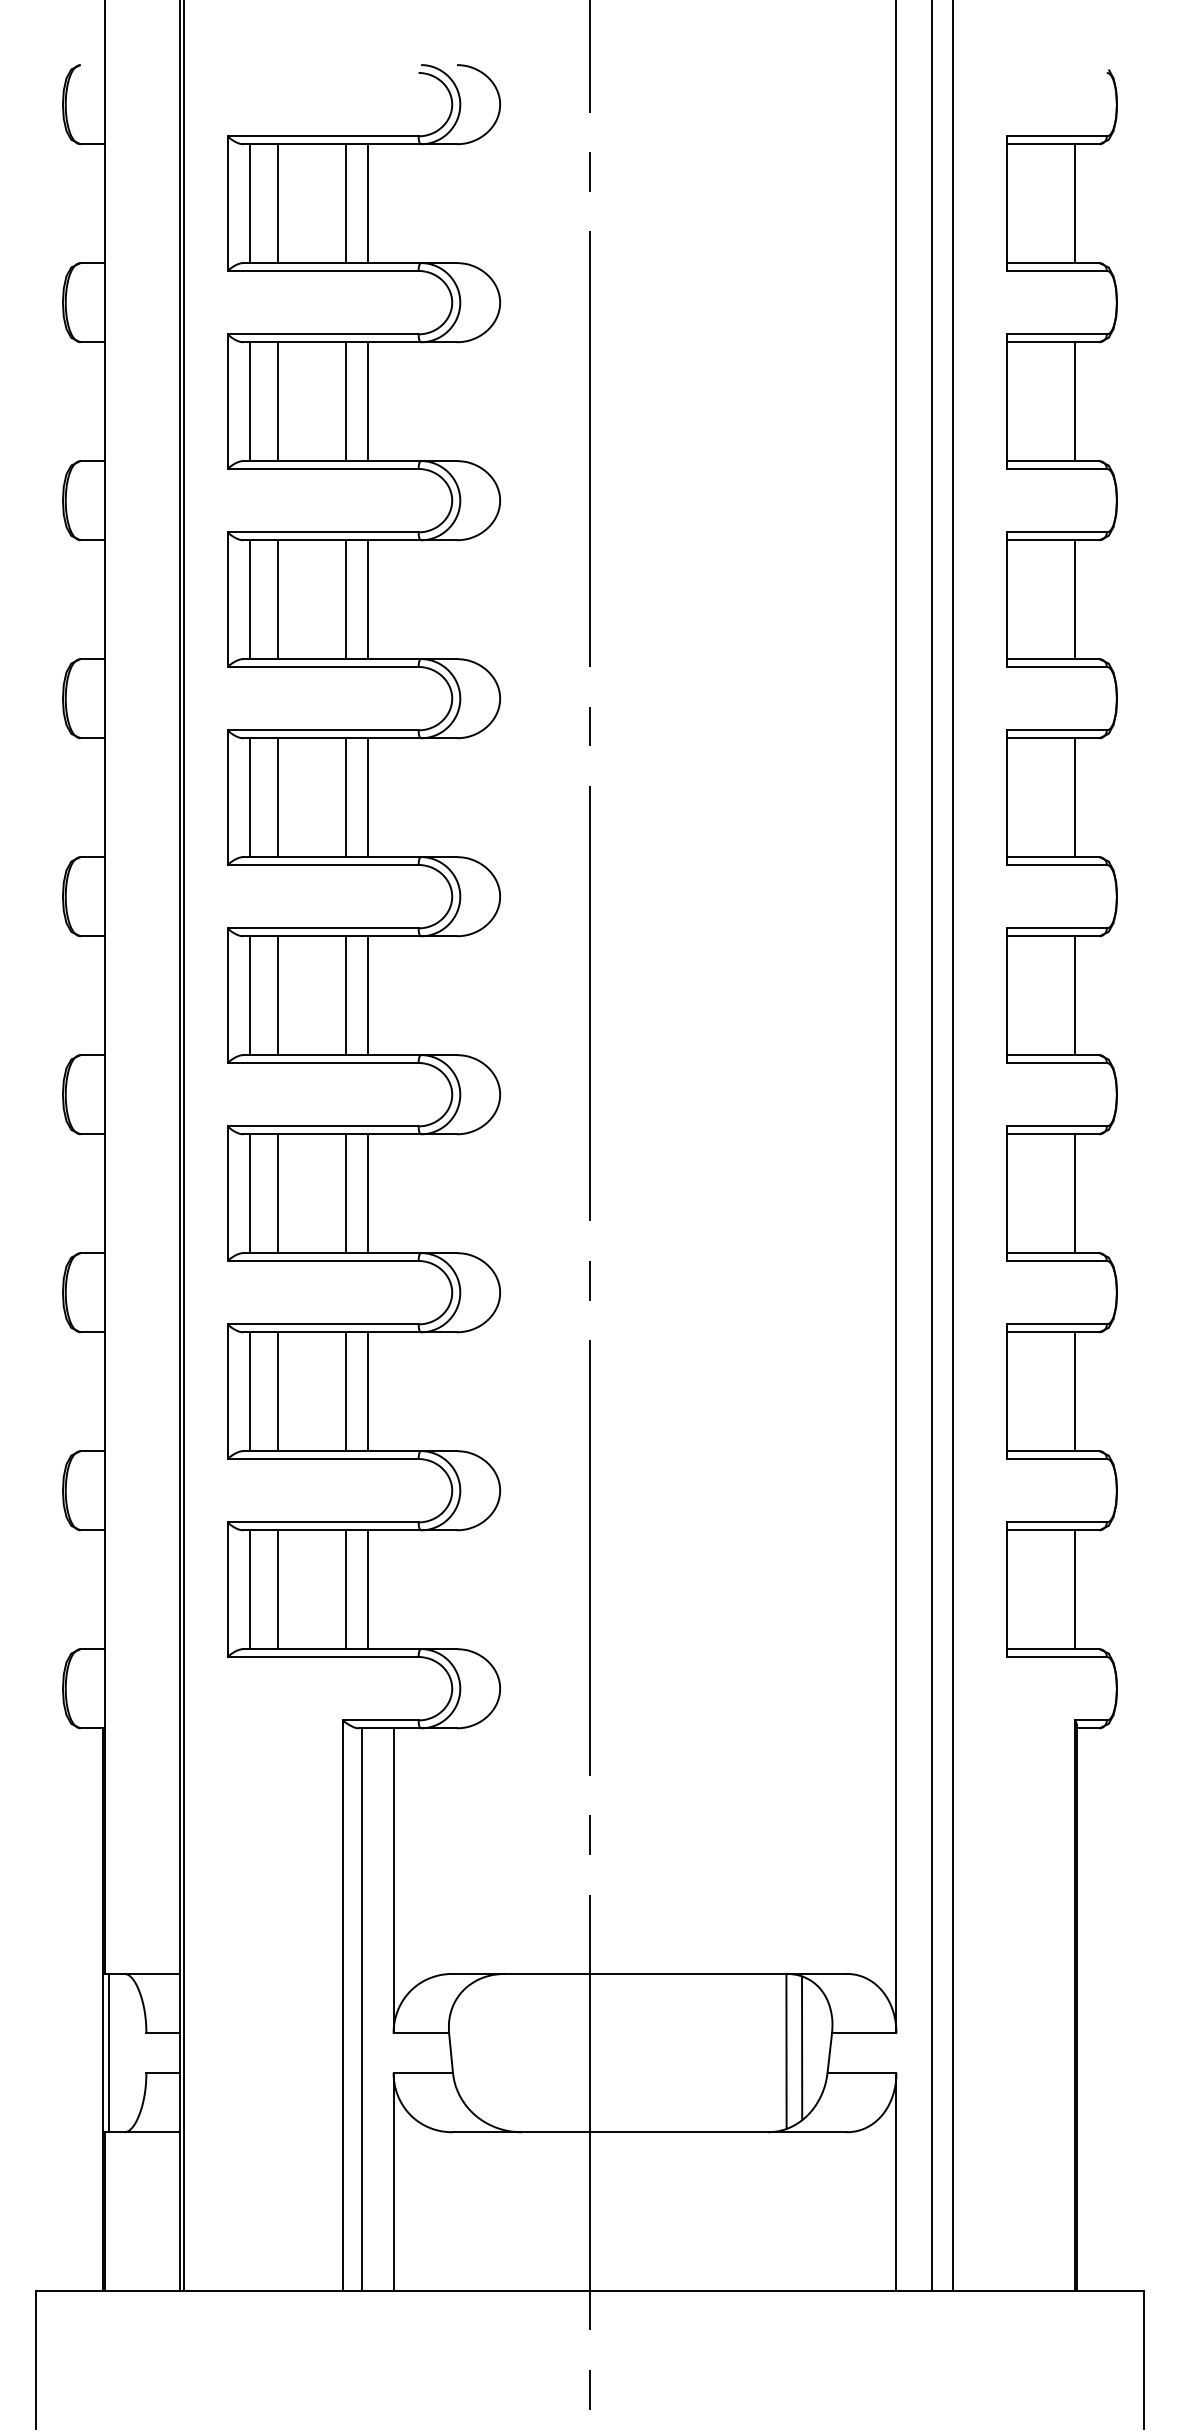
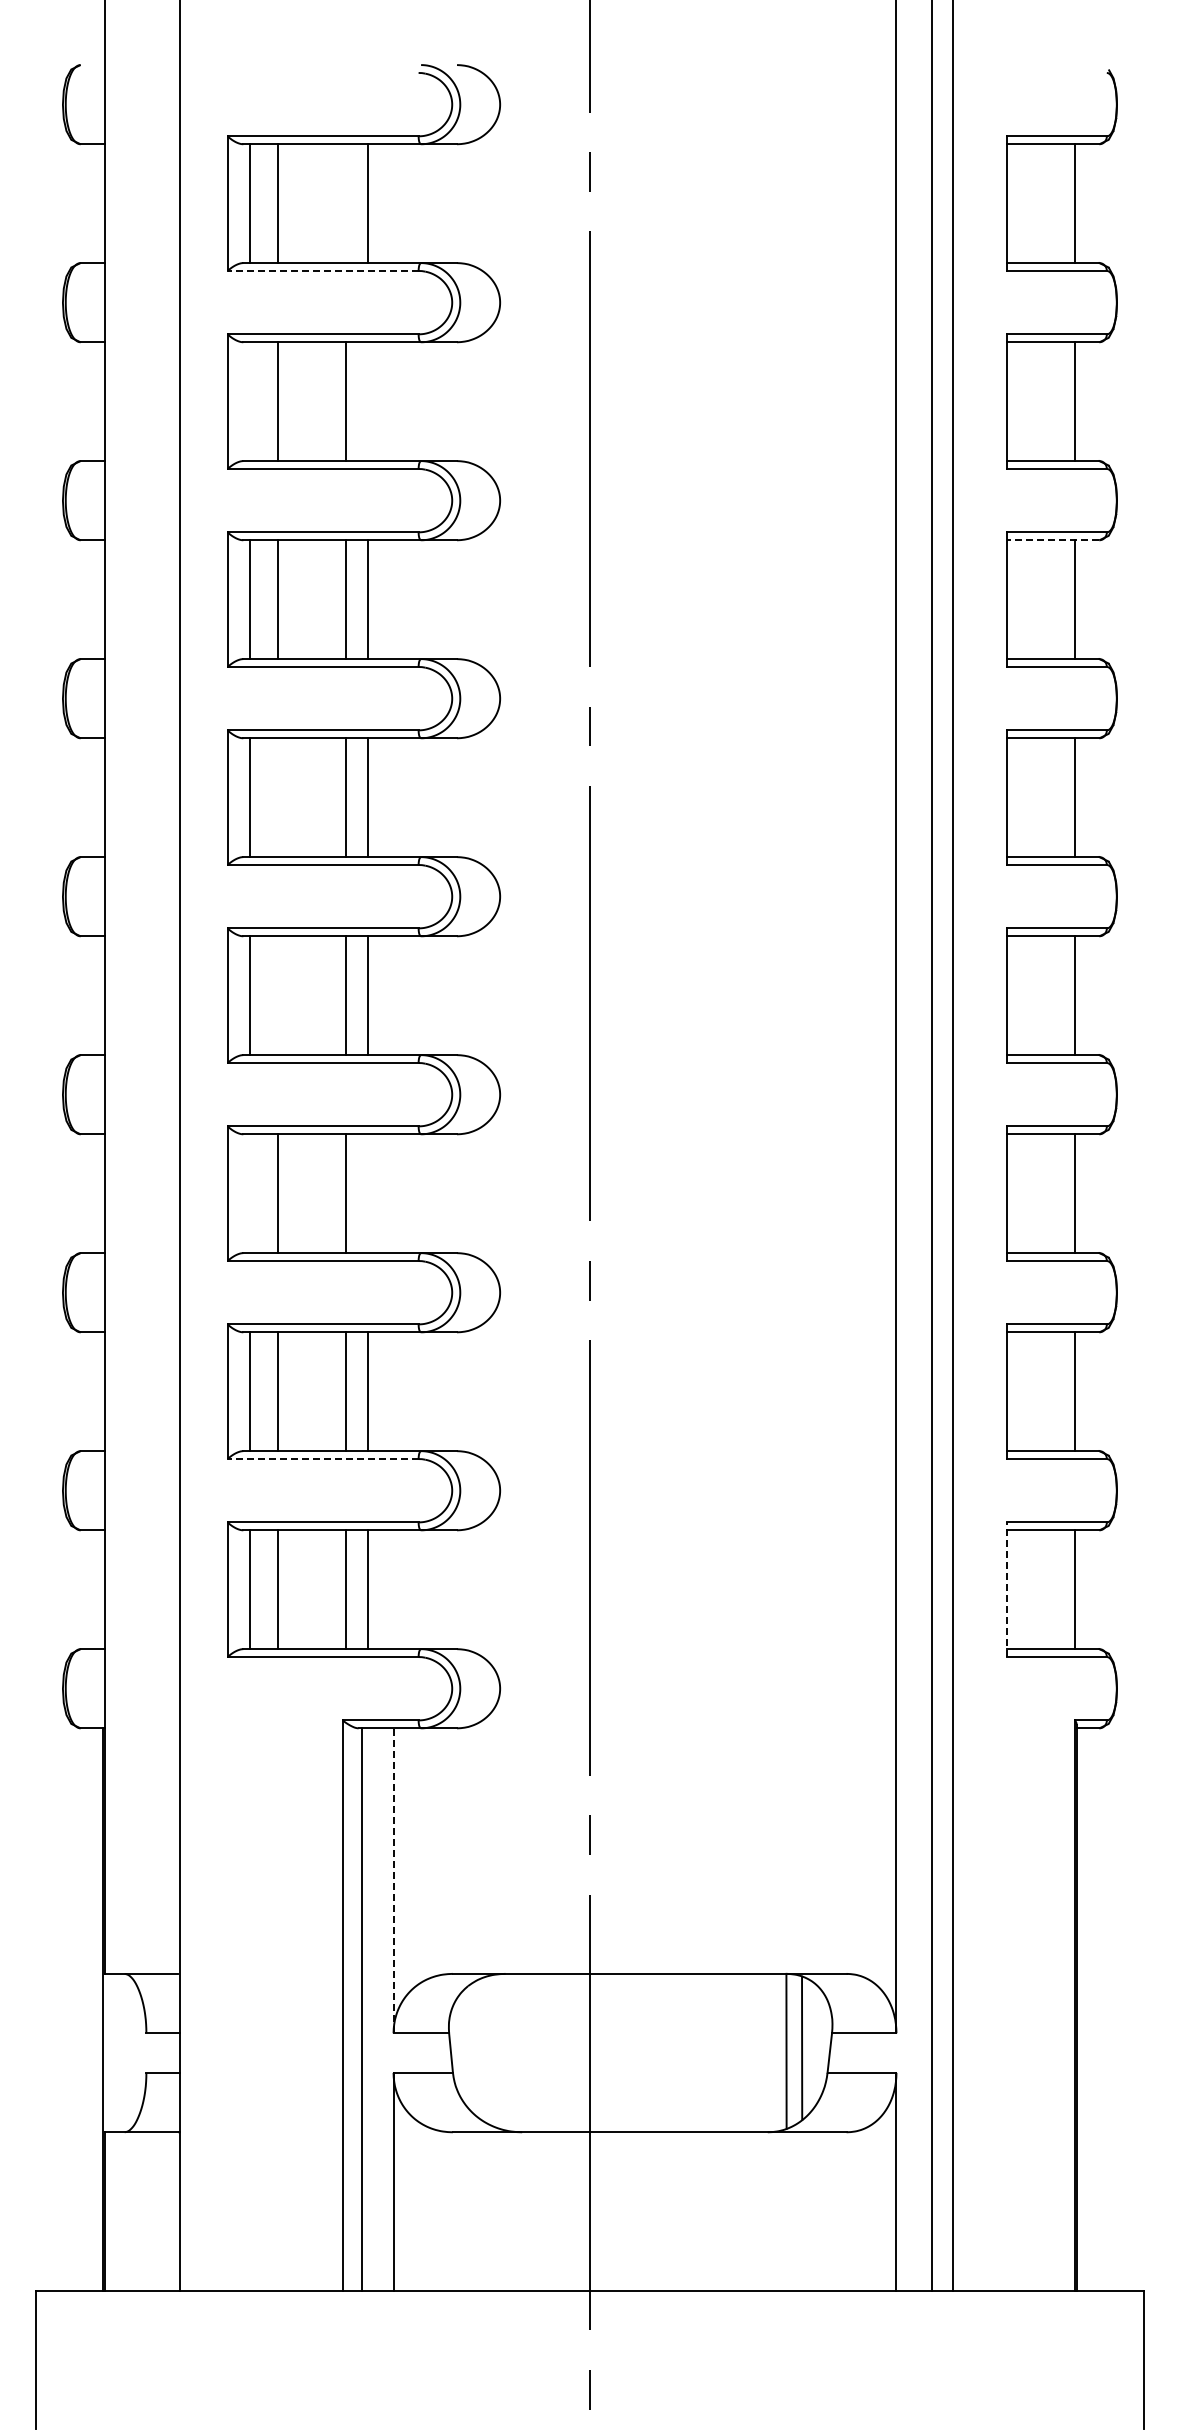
line: present -> none (345, 203)
line: solid -> dashed (322, 270)
line: present -> none (250, 401)
line: present -> none (368, 401)
line: solid -> dashed (1052, 540)
line: present -> none (278, 797)
line: present -> none (278, 995)
line: present -> none (184, 1146)
line: present -> none (250, 1193)
line: present -> none (368, 1193)
line: solid -> dashed (322, 1459)
line: solid -> dashed (1007, 1589)
line: solid -> dashed (393, 1880)
line: present -> none (108, 2052)
